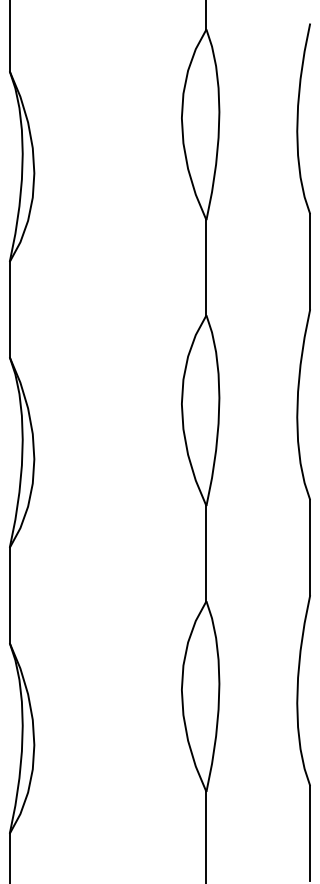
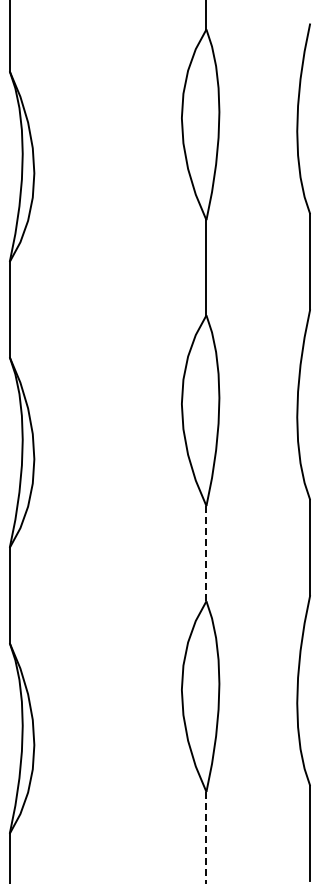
line: solid -> dashed (206, 553)
line: solid -> dashed (206, 837)
